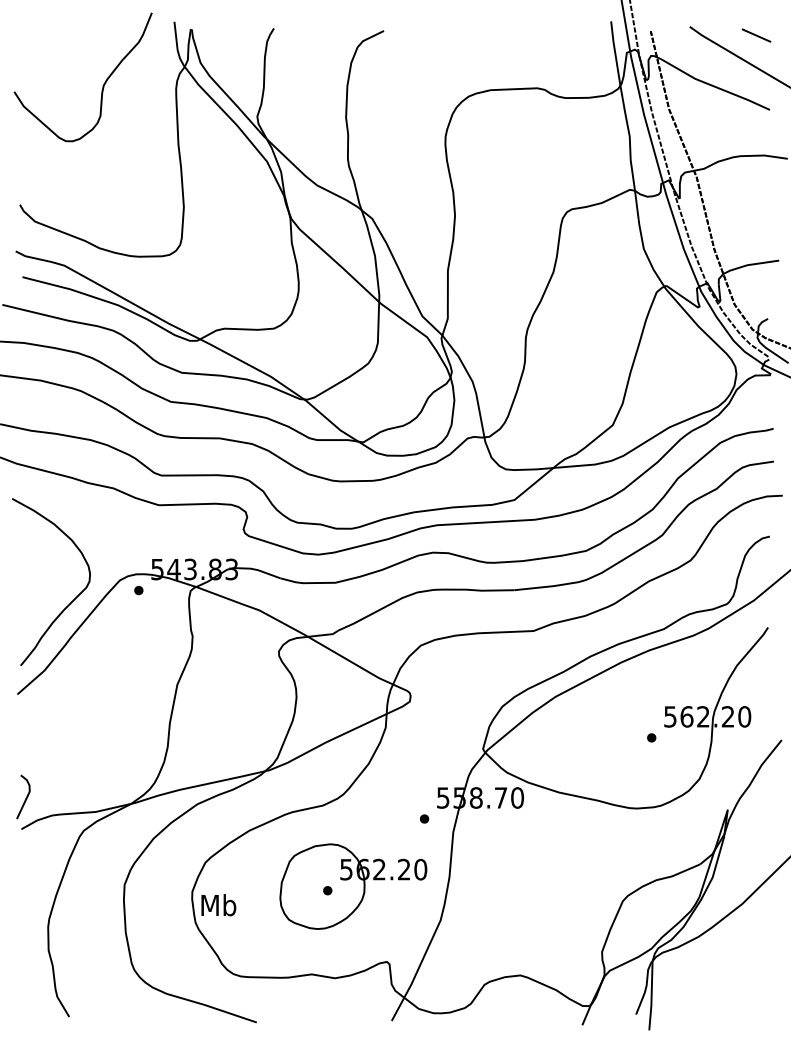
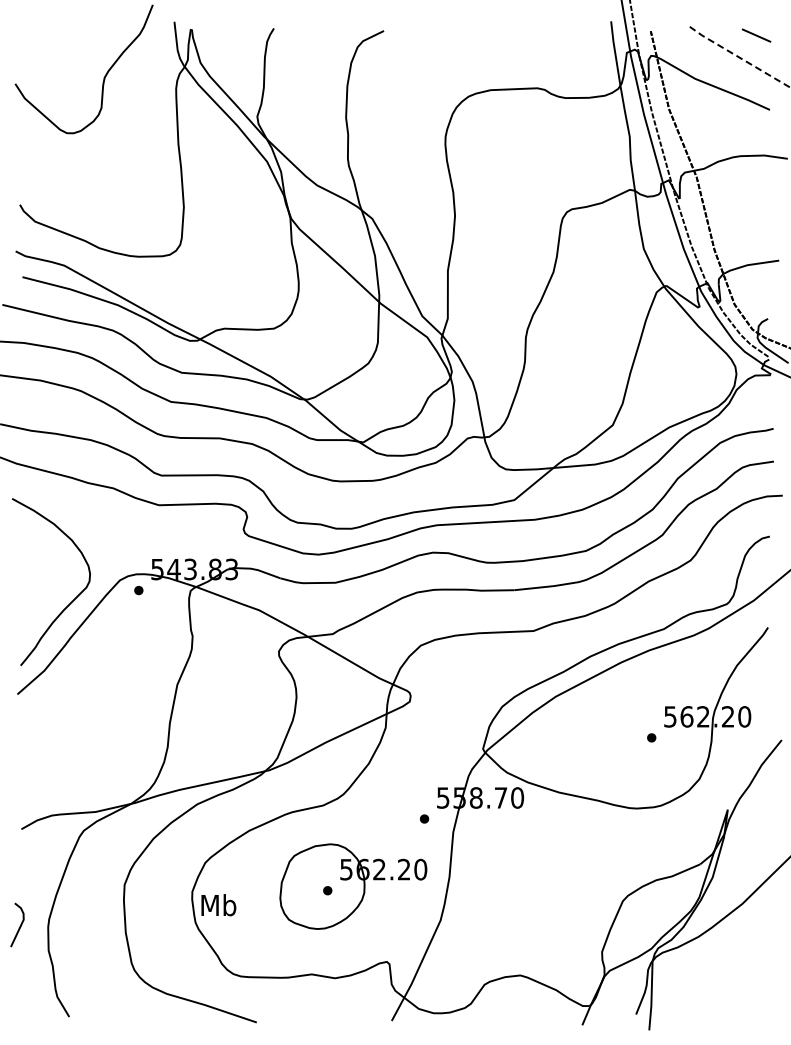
line: solid -> dashed (739, 57)
curve position: (102, 85) -> (103, 77) (103, 77)
line position: (25, 798) -> (19, 926) (19, 926)
